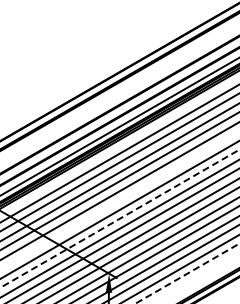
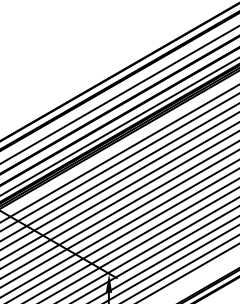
line: none -> present (119, 94)
line: none -> present (119, 199)
line: dashed -> solid (119, 218)
line: dashed -> solid (187, 273)
